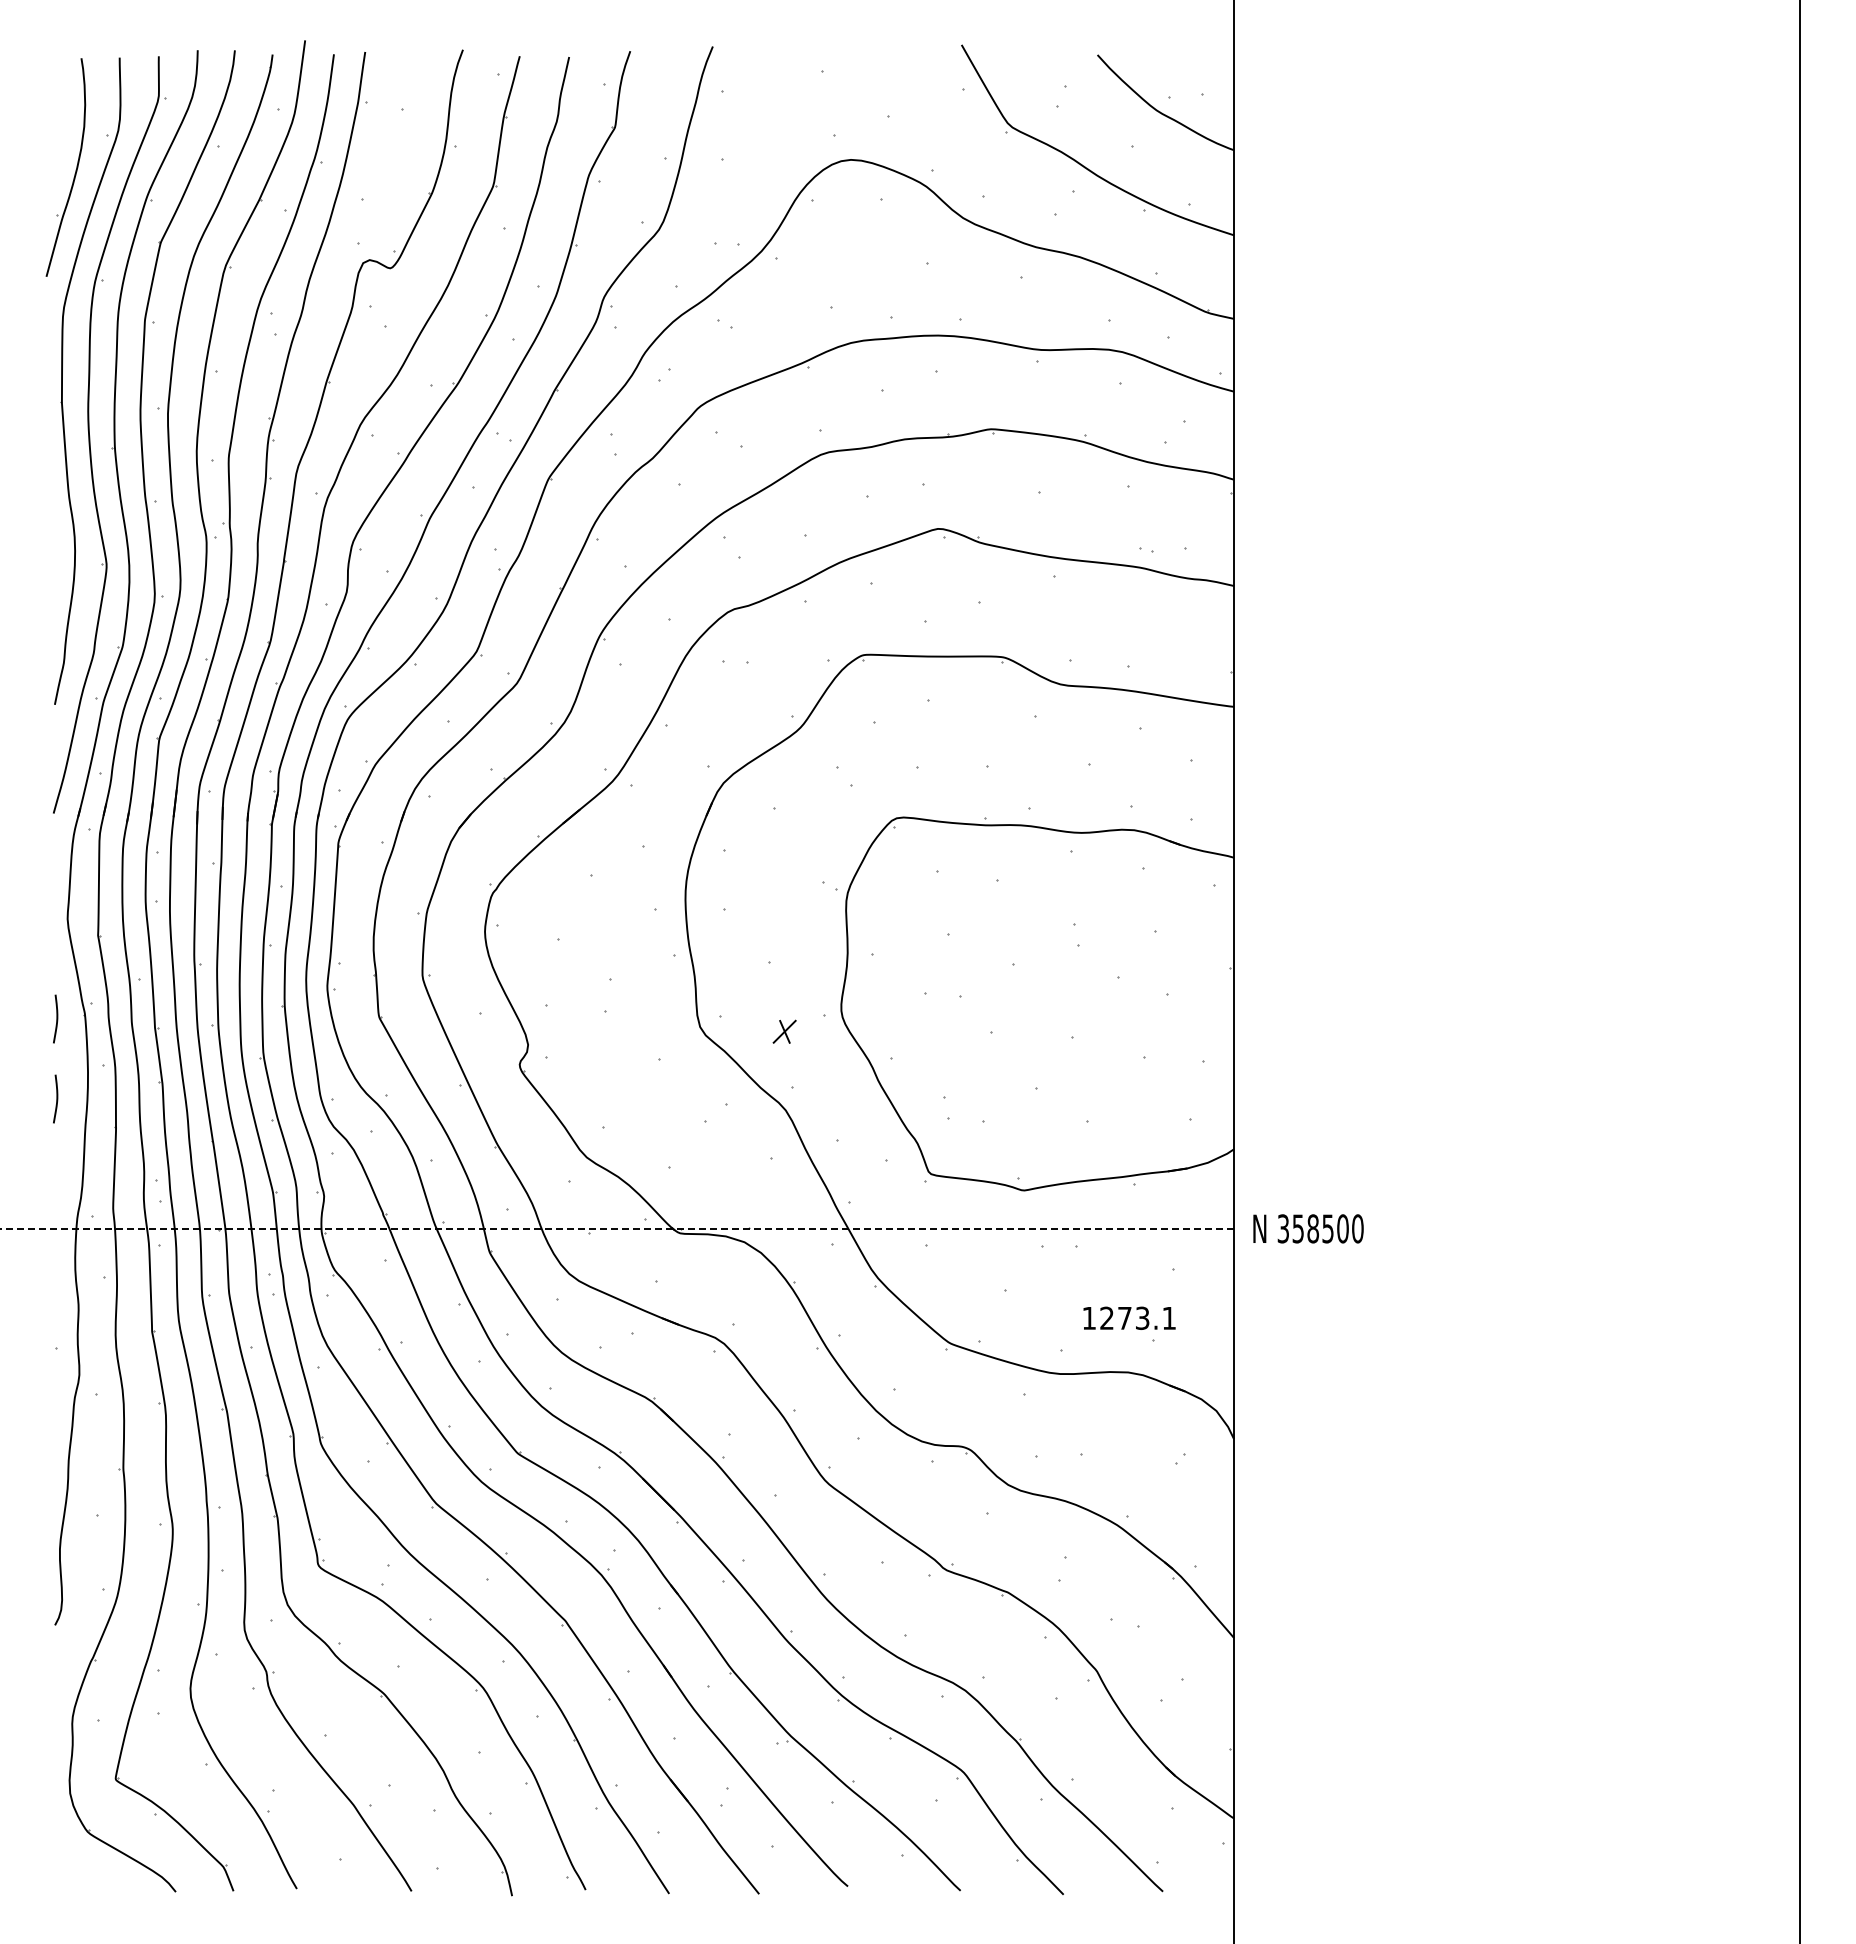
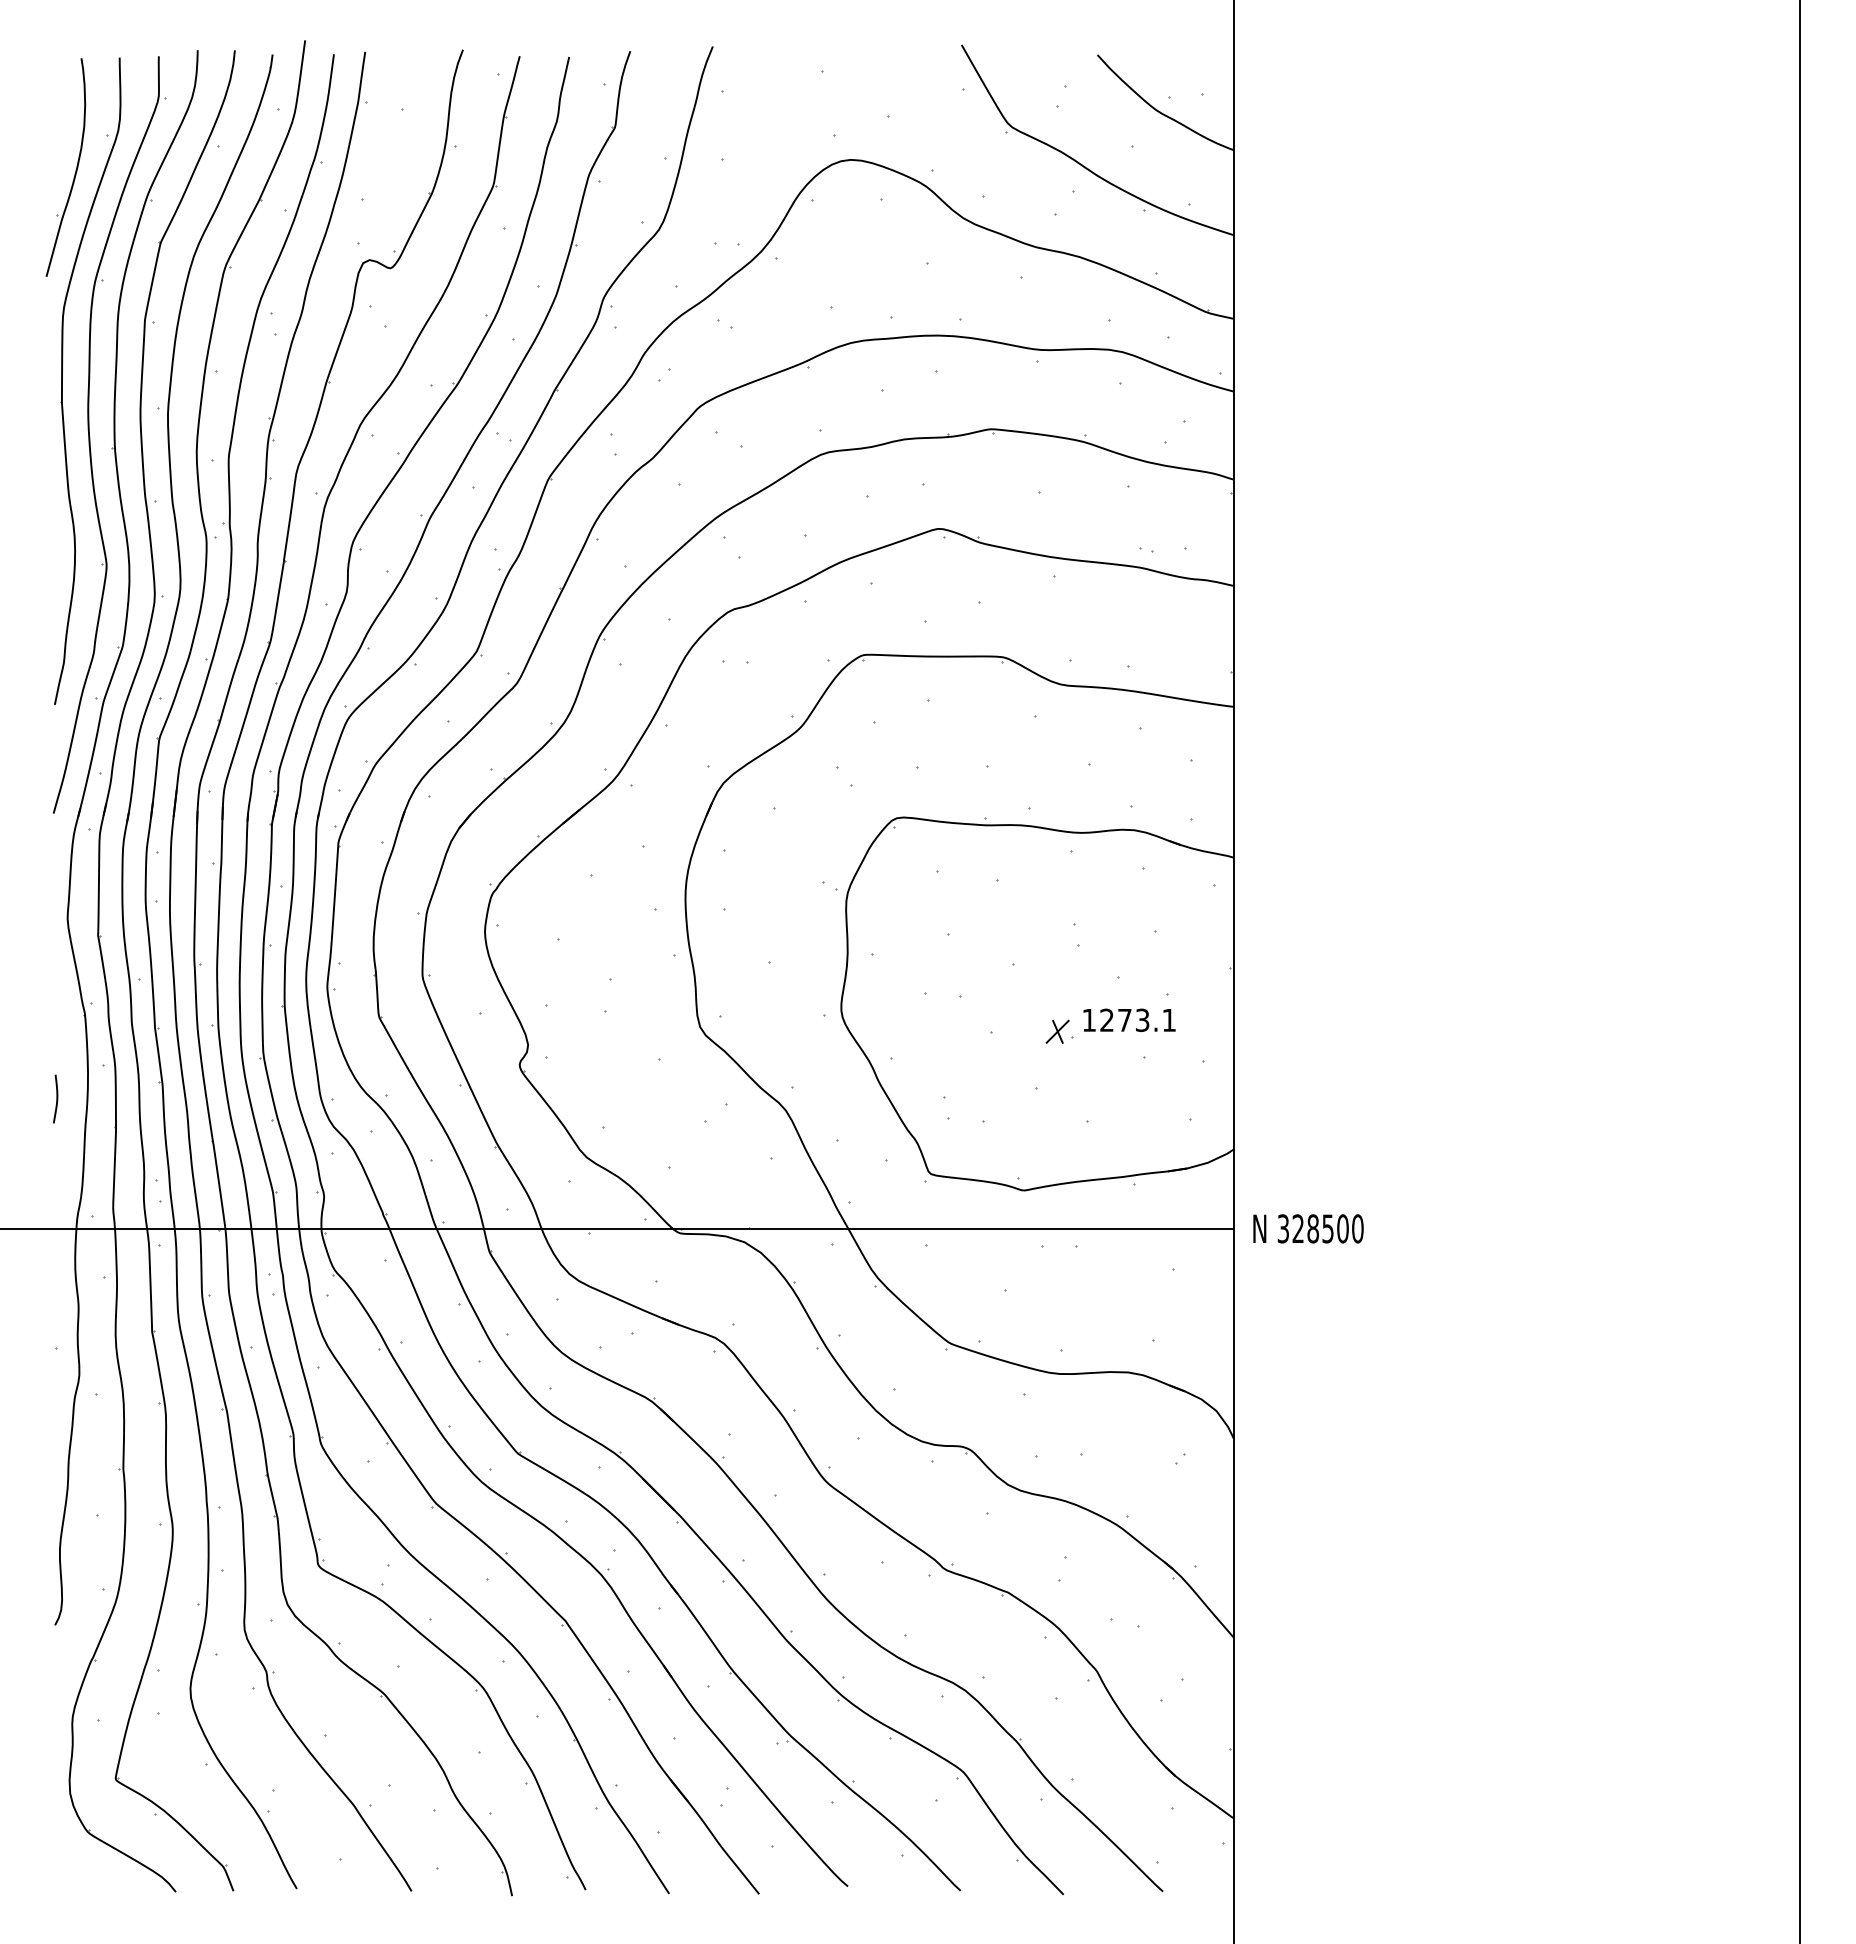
curve: present -> none (56, 1018)
part position: (784, 1031) -> (1057, 1031) (1057, 1031)
line: dashed -> solid (617, 1228)
text: 358500 -> 328500 (1297, 1228)
text position: (1129, 1317) -> (1129, 1019) (1129, 1019)
